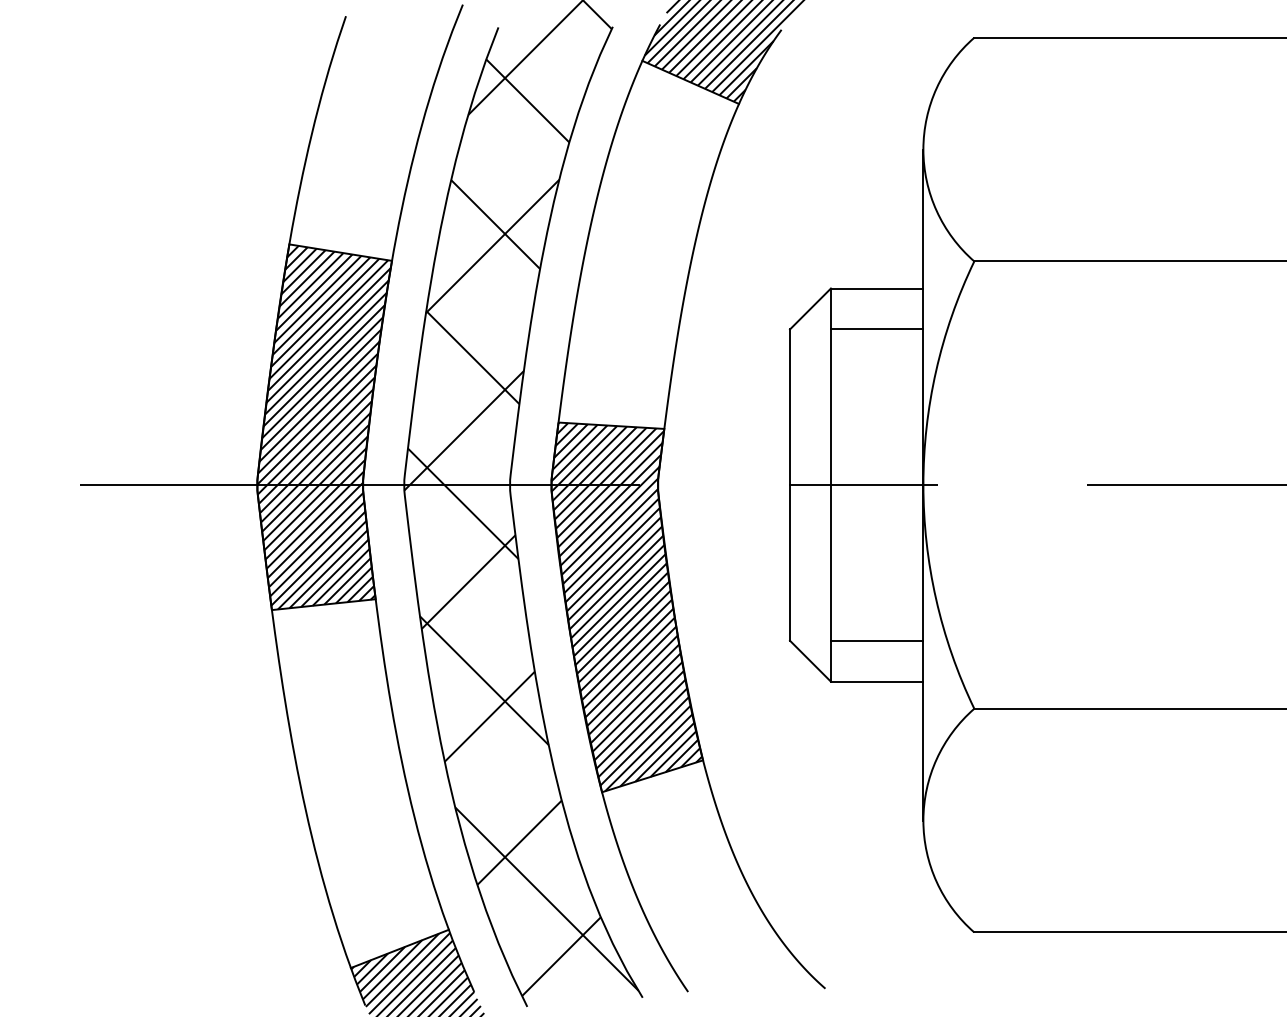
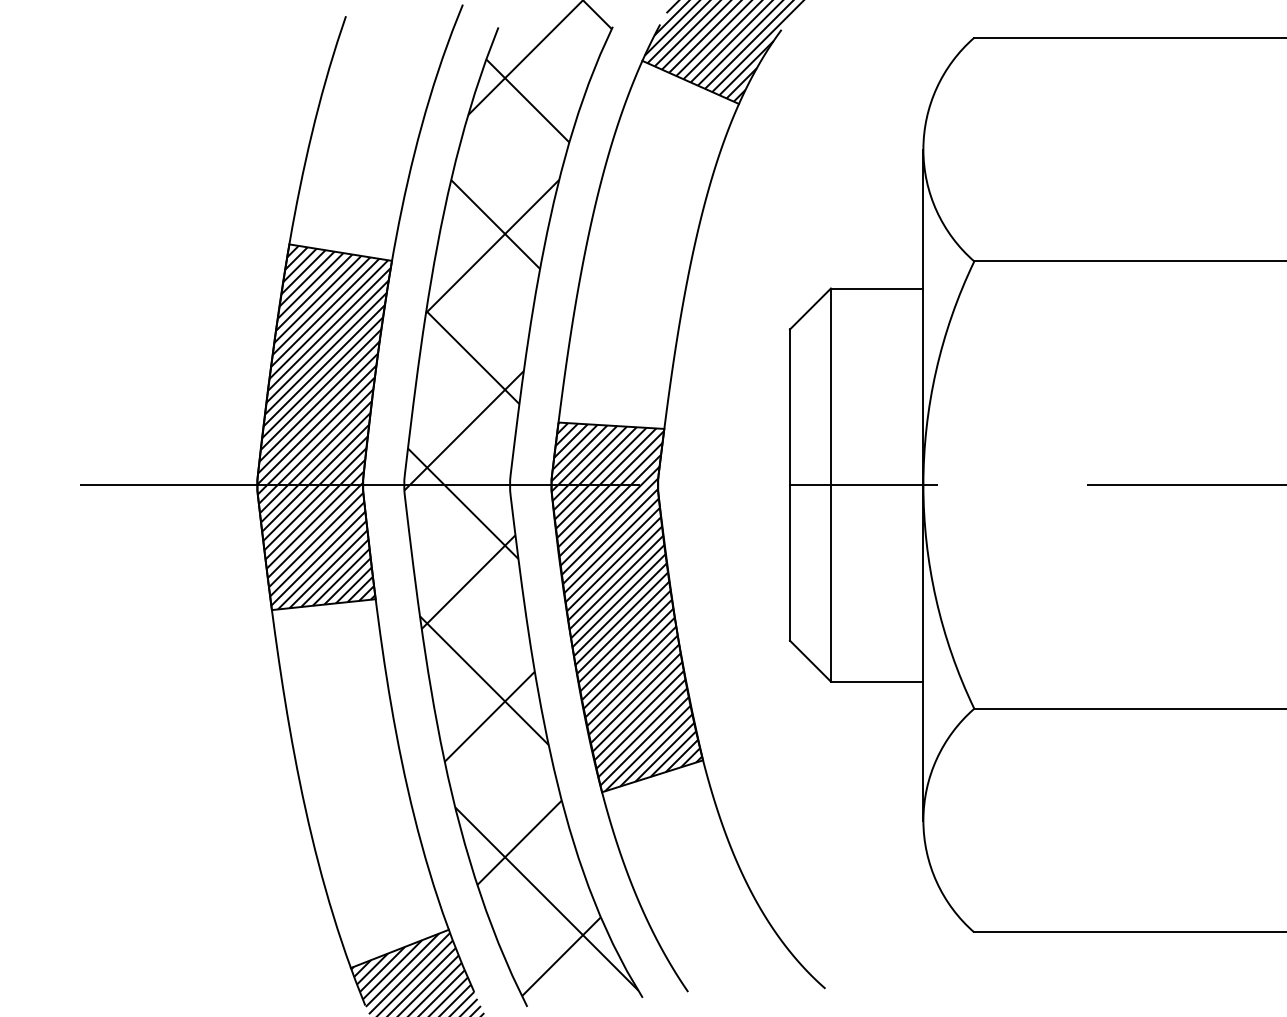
line: present -> none (876, 329)
line: present -> none (876, 640)
